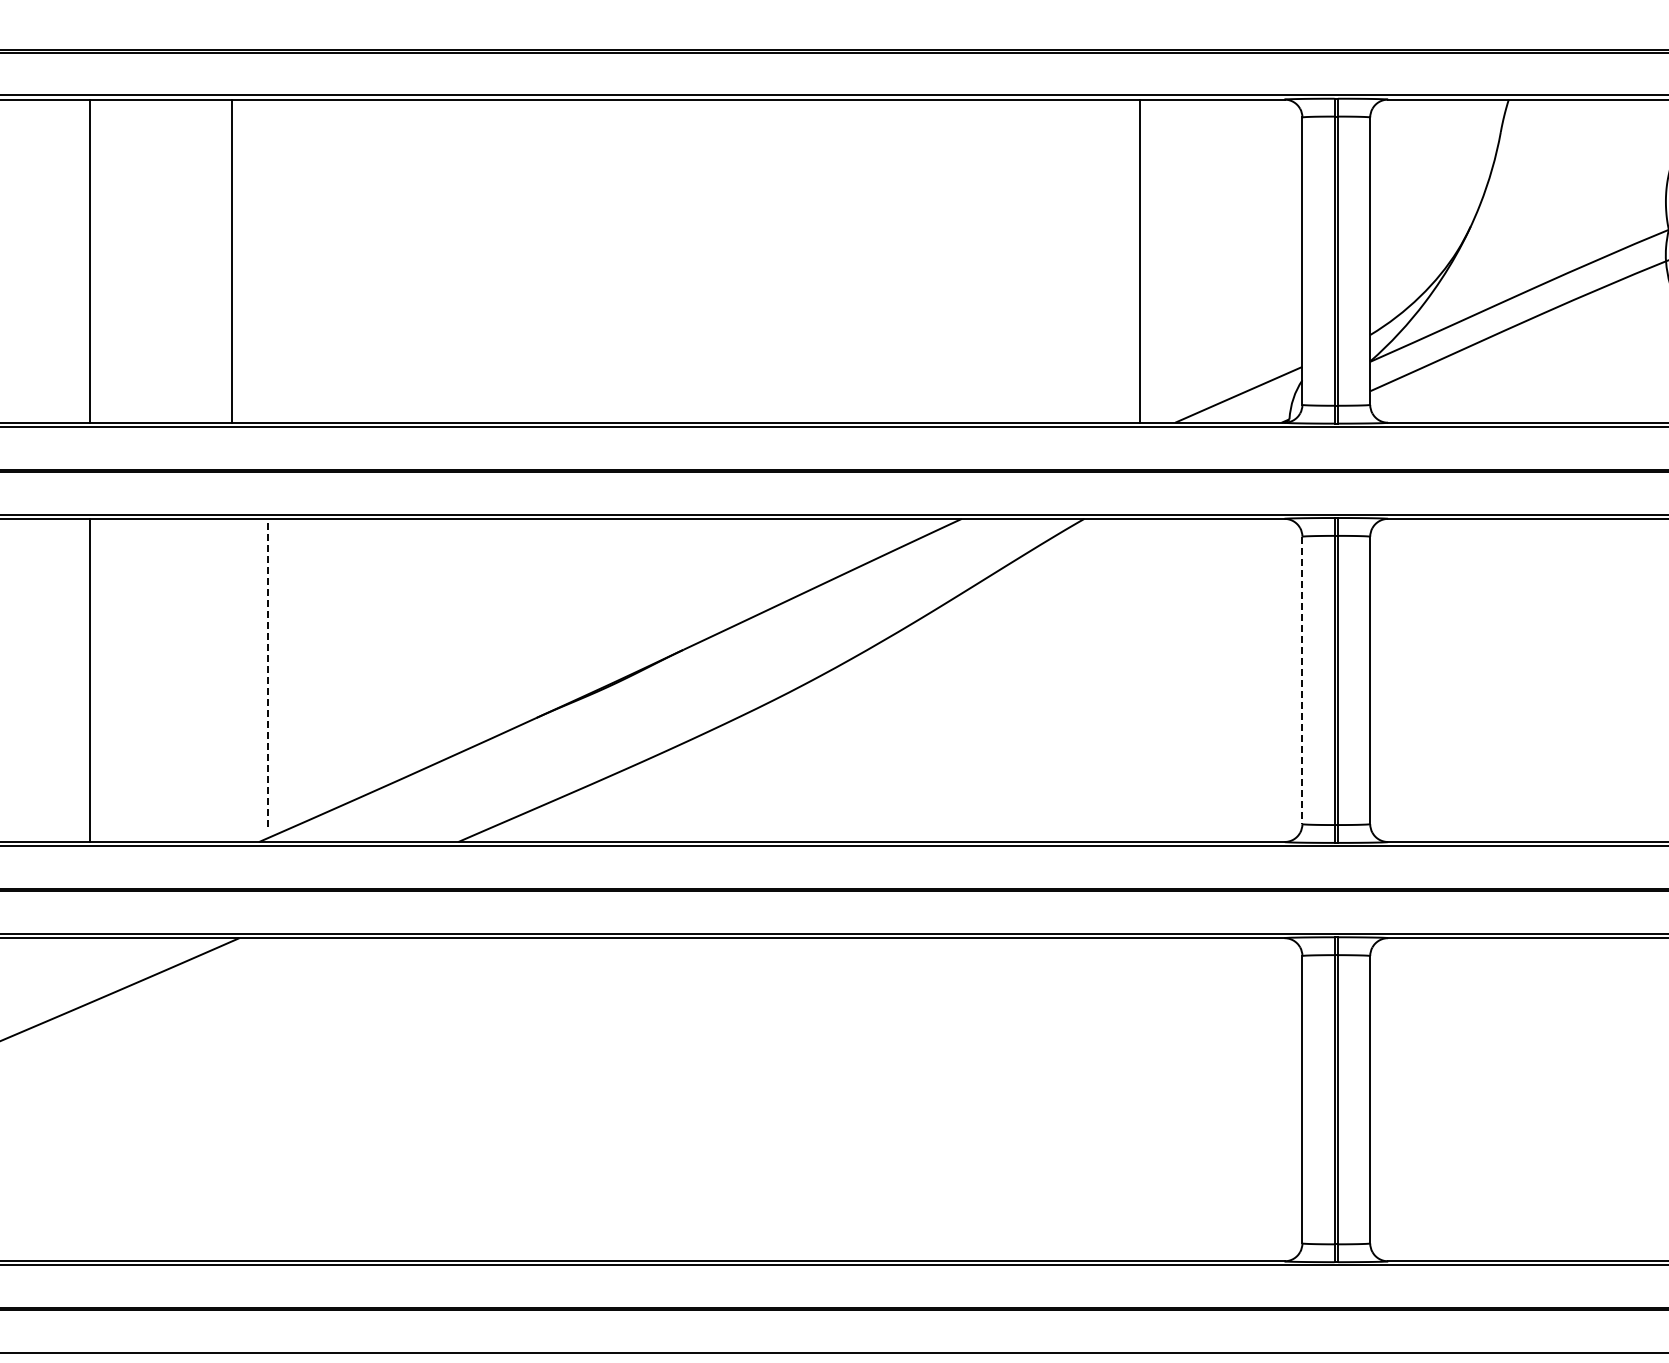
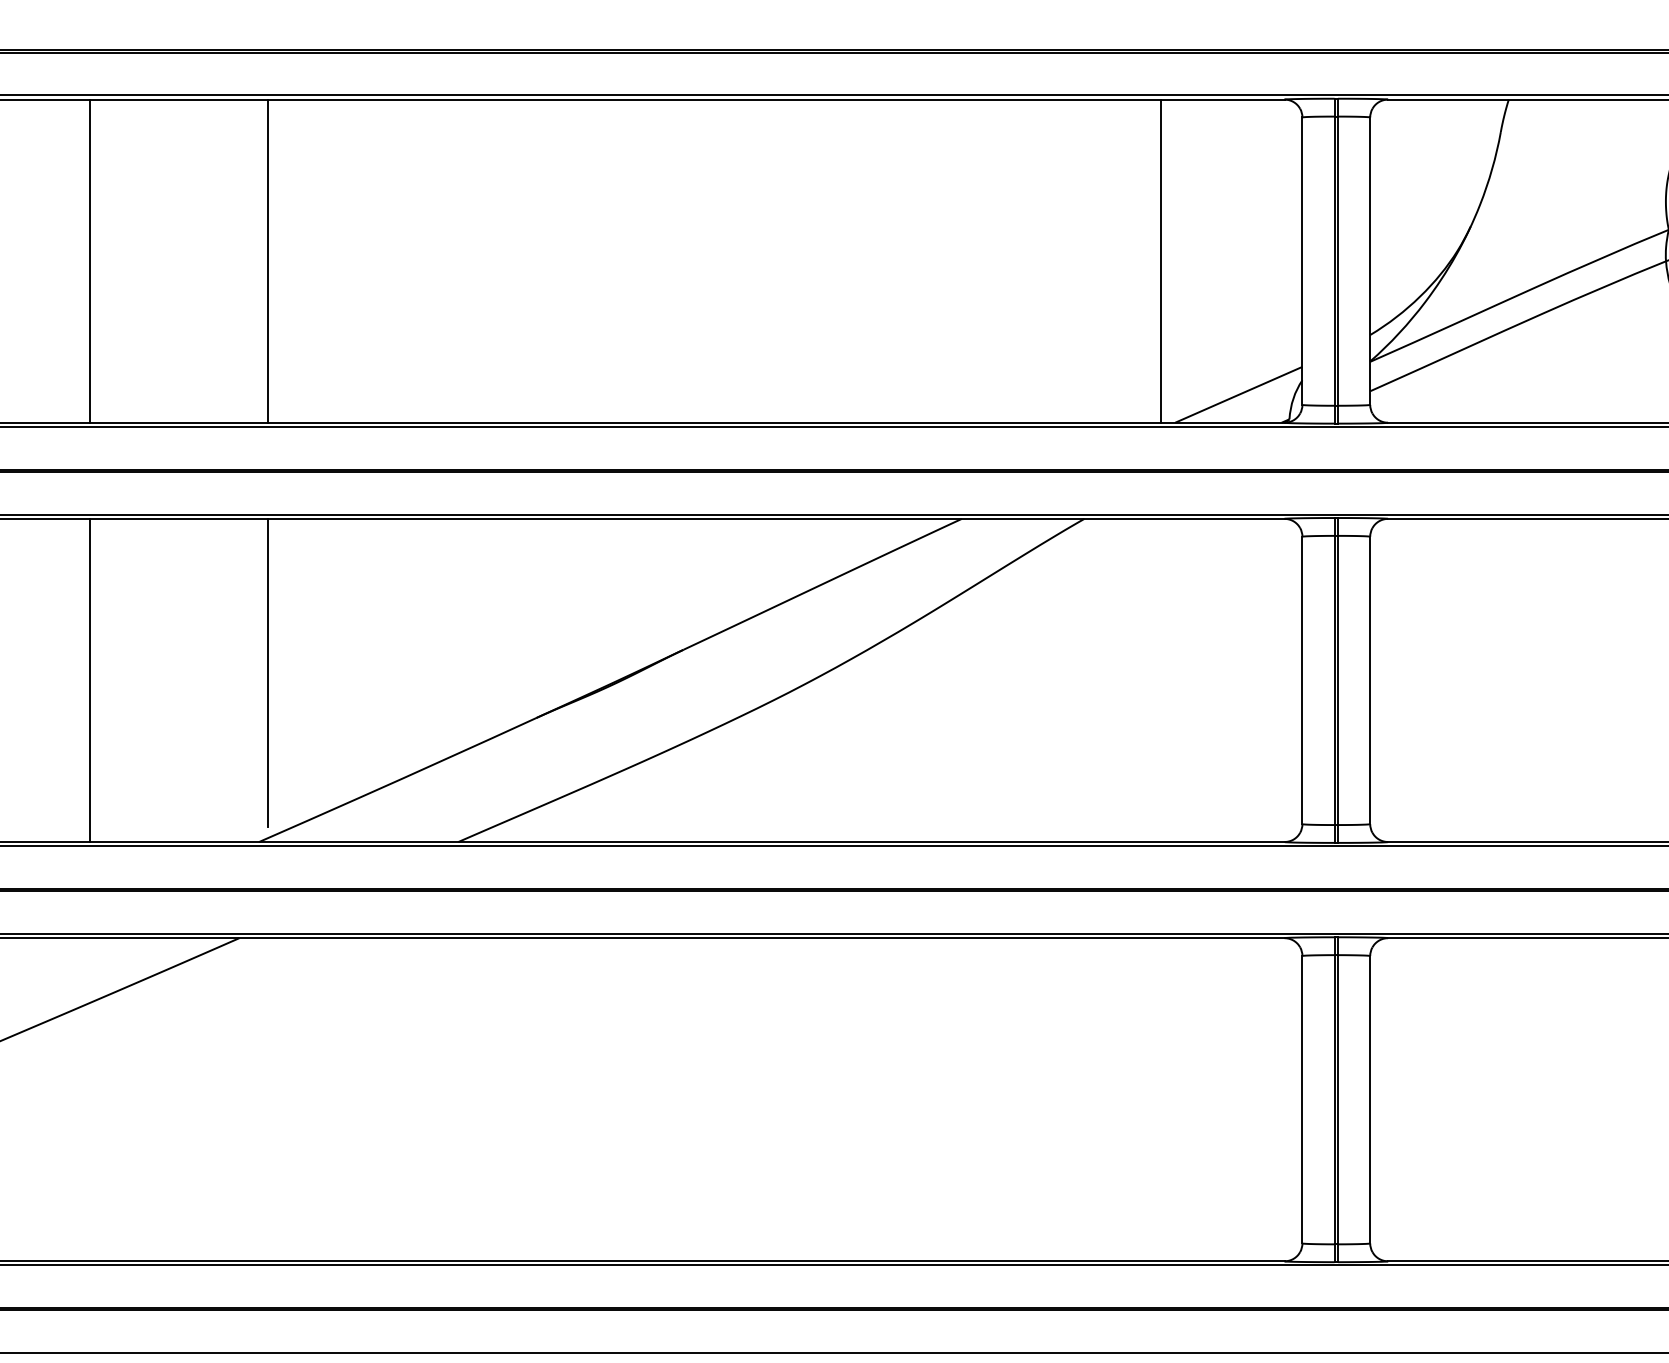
line position: (232, 260) -> (268, 260) (268, 260)
line position: (1140, 260) -> (1161, 260) (1161, 260)
line: dashed -> solid (268, 672)
line: dashed -> solid (1302, 680)
